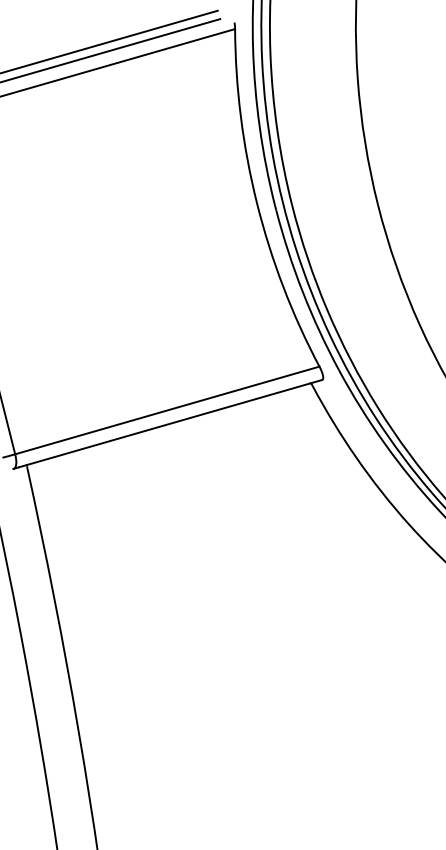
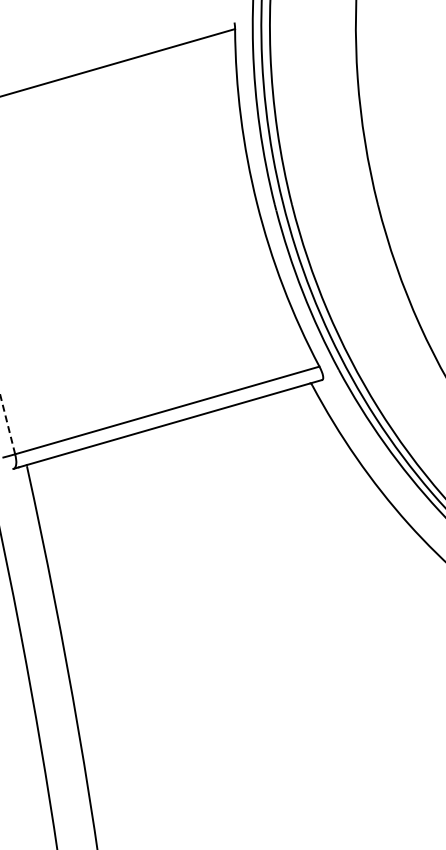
line: present -> none (109, 41)
line: present -> none (111, 50)
line: solid -> dashed (7, 424)
